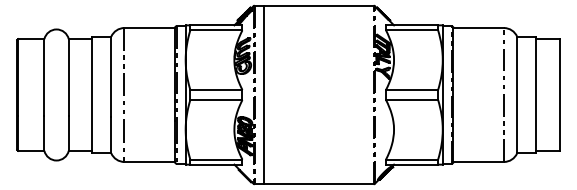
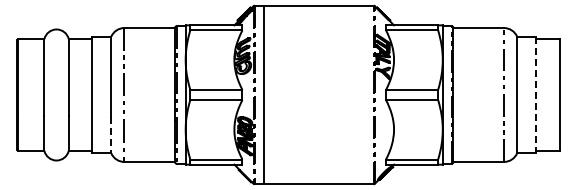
line: solid -> dashed (536, 95)
line: solid -> dashed (111, 135)
